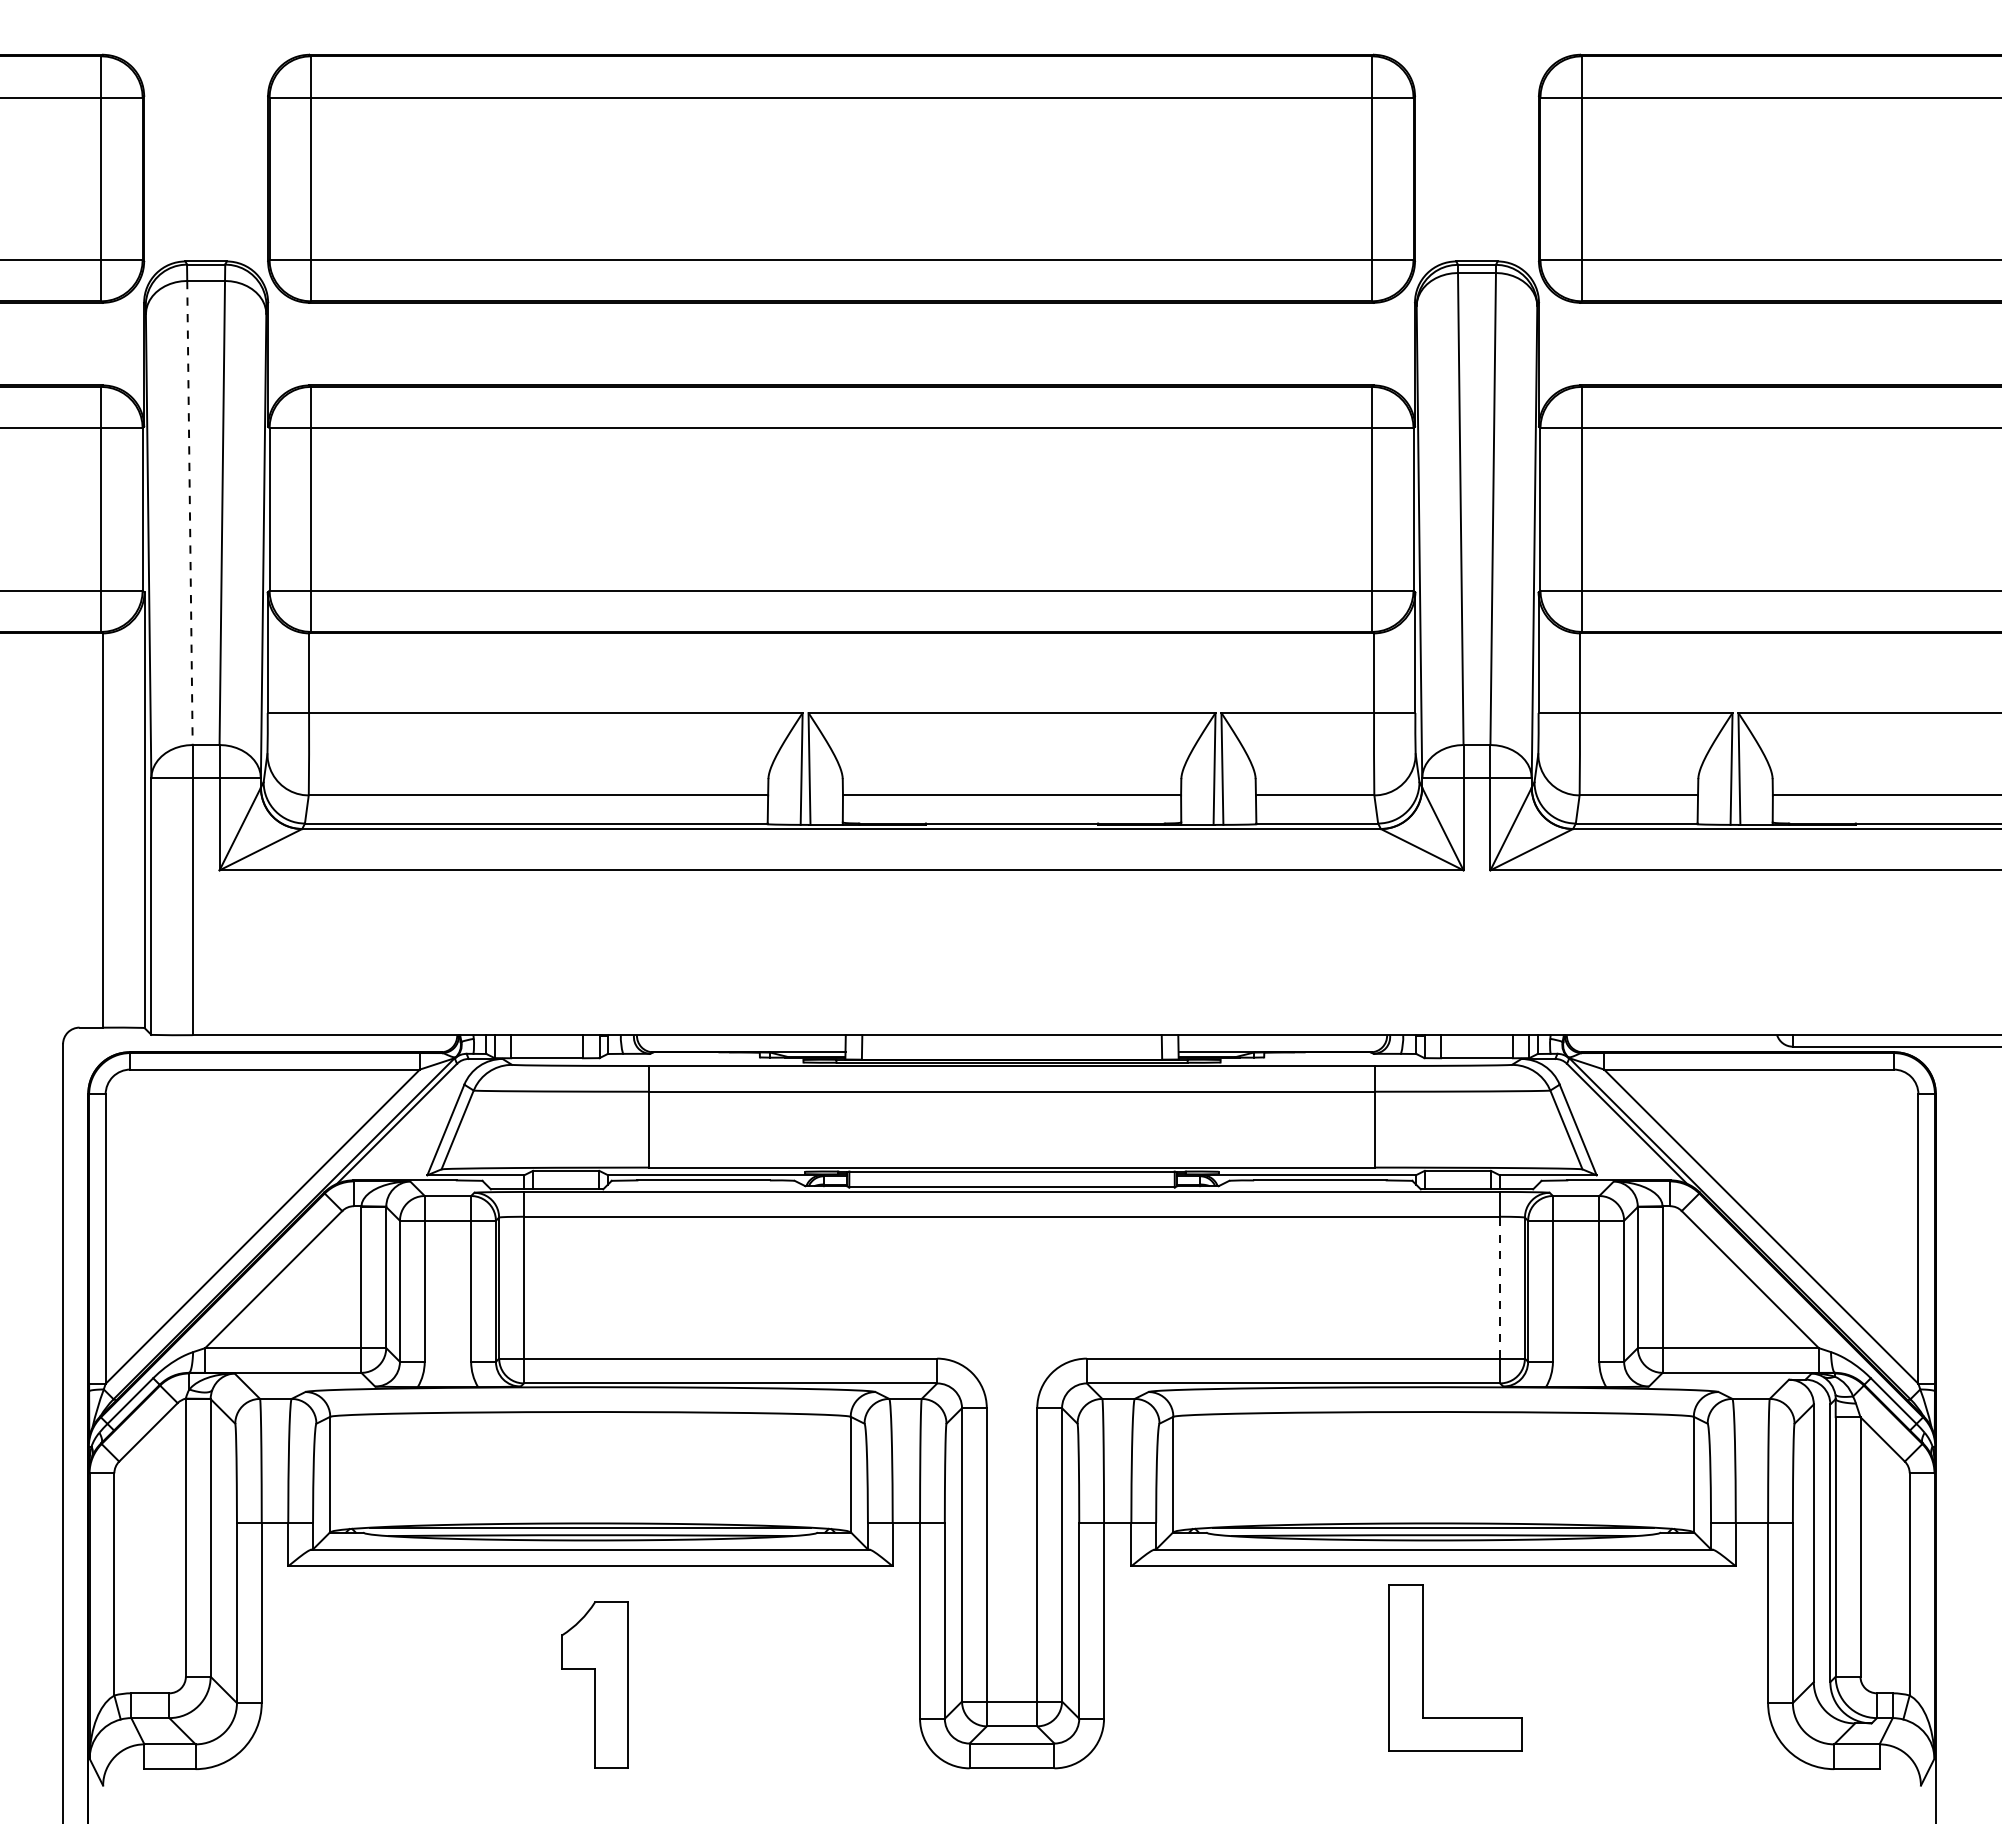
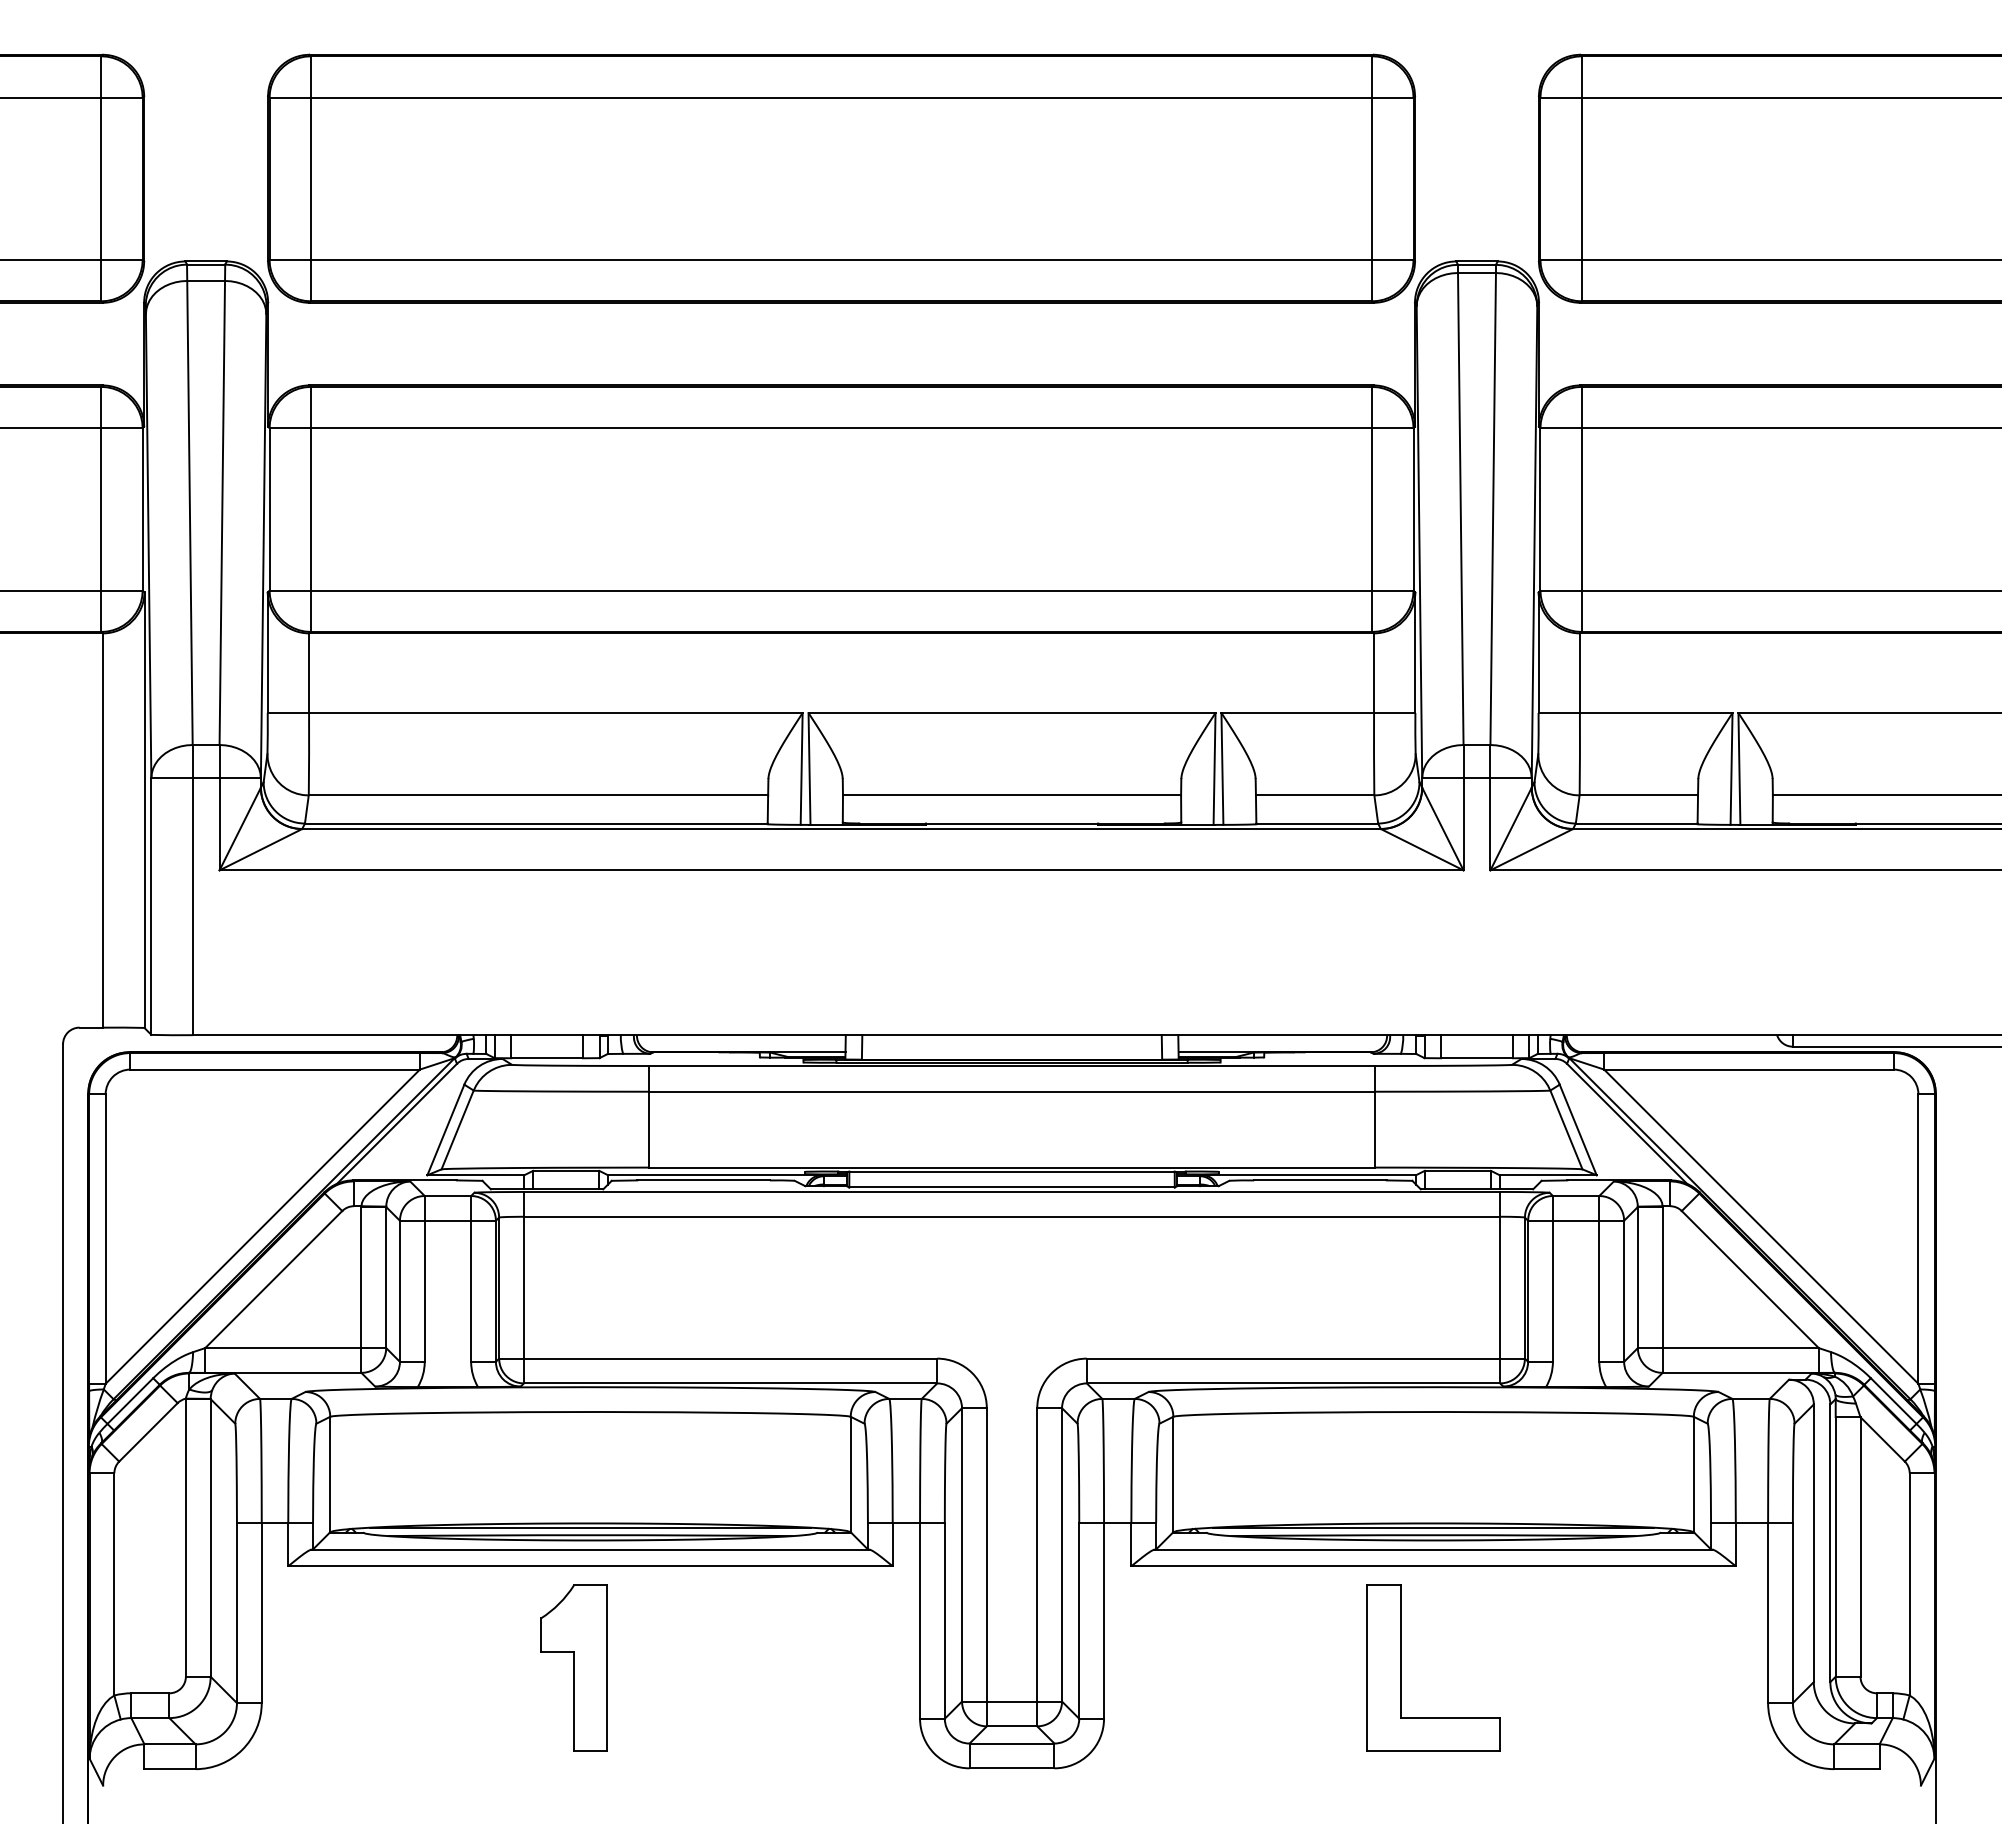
line: dashed -> solid (189, 513)
line: dashed -> solid (1500, 1287)
part position: (1423, 1667) -> (1401, 1667) (1401, 1667)
part position: (594, 1684) -> (573, 1667) (573, 1667)
